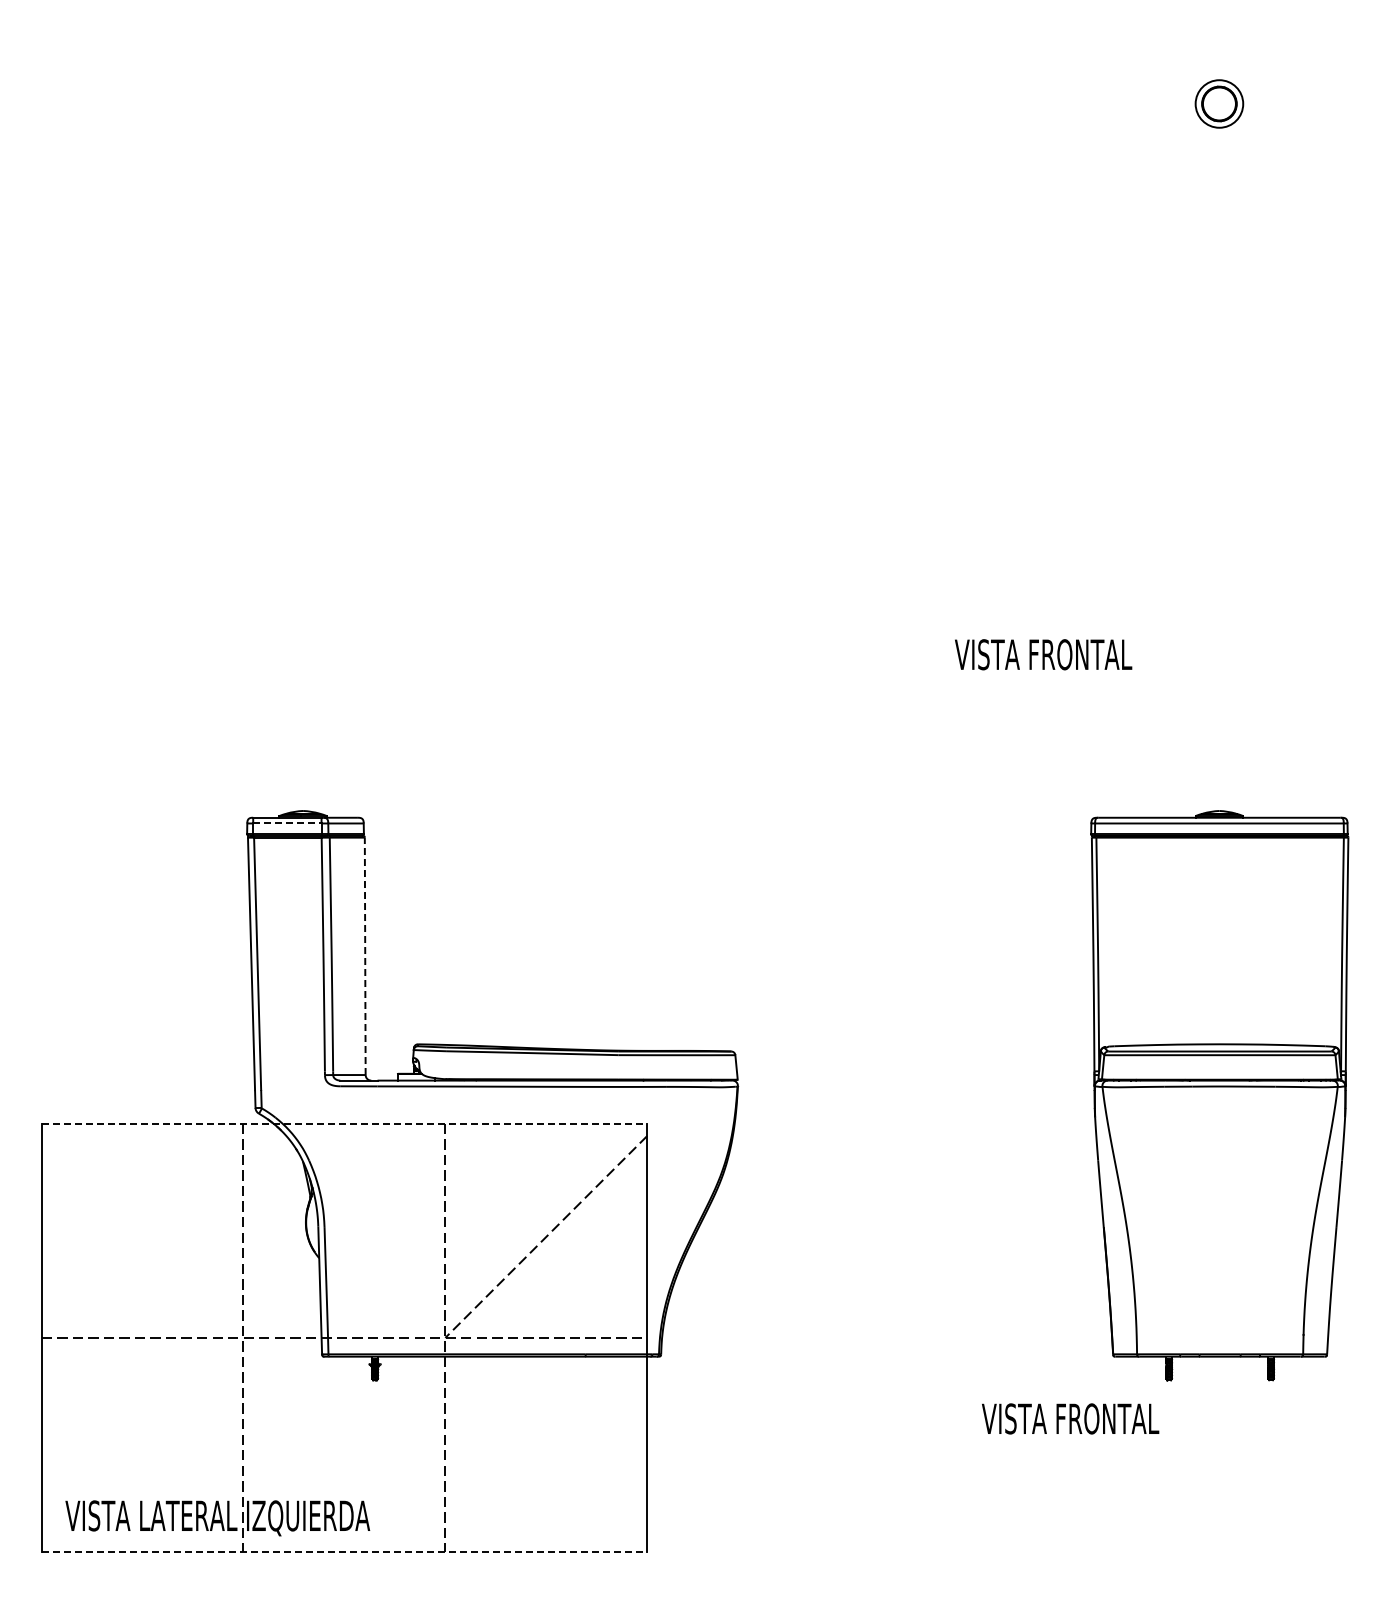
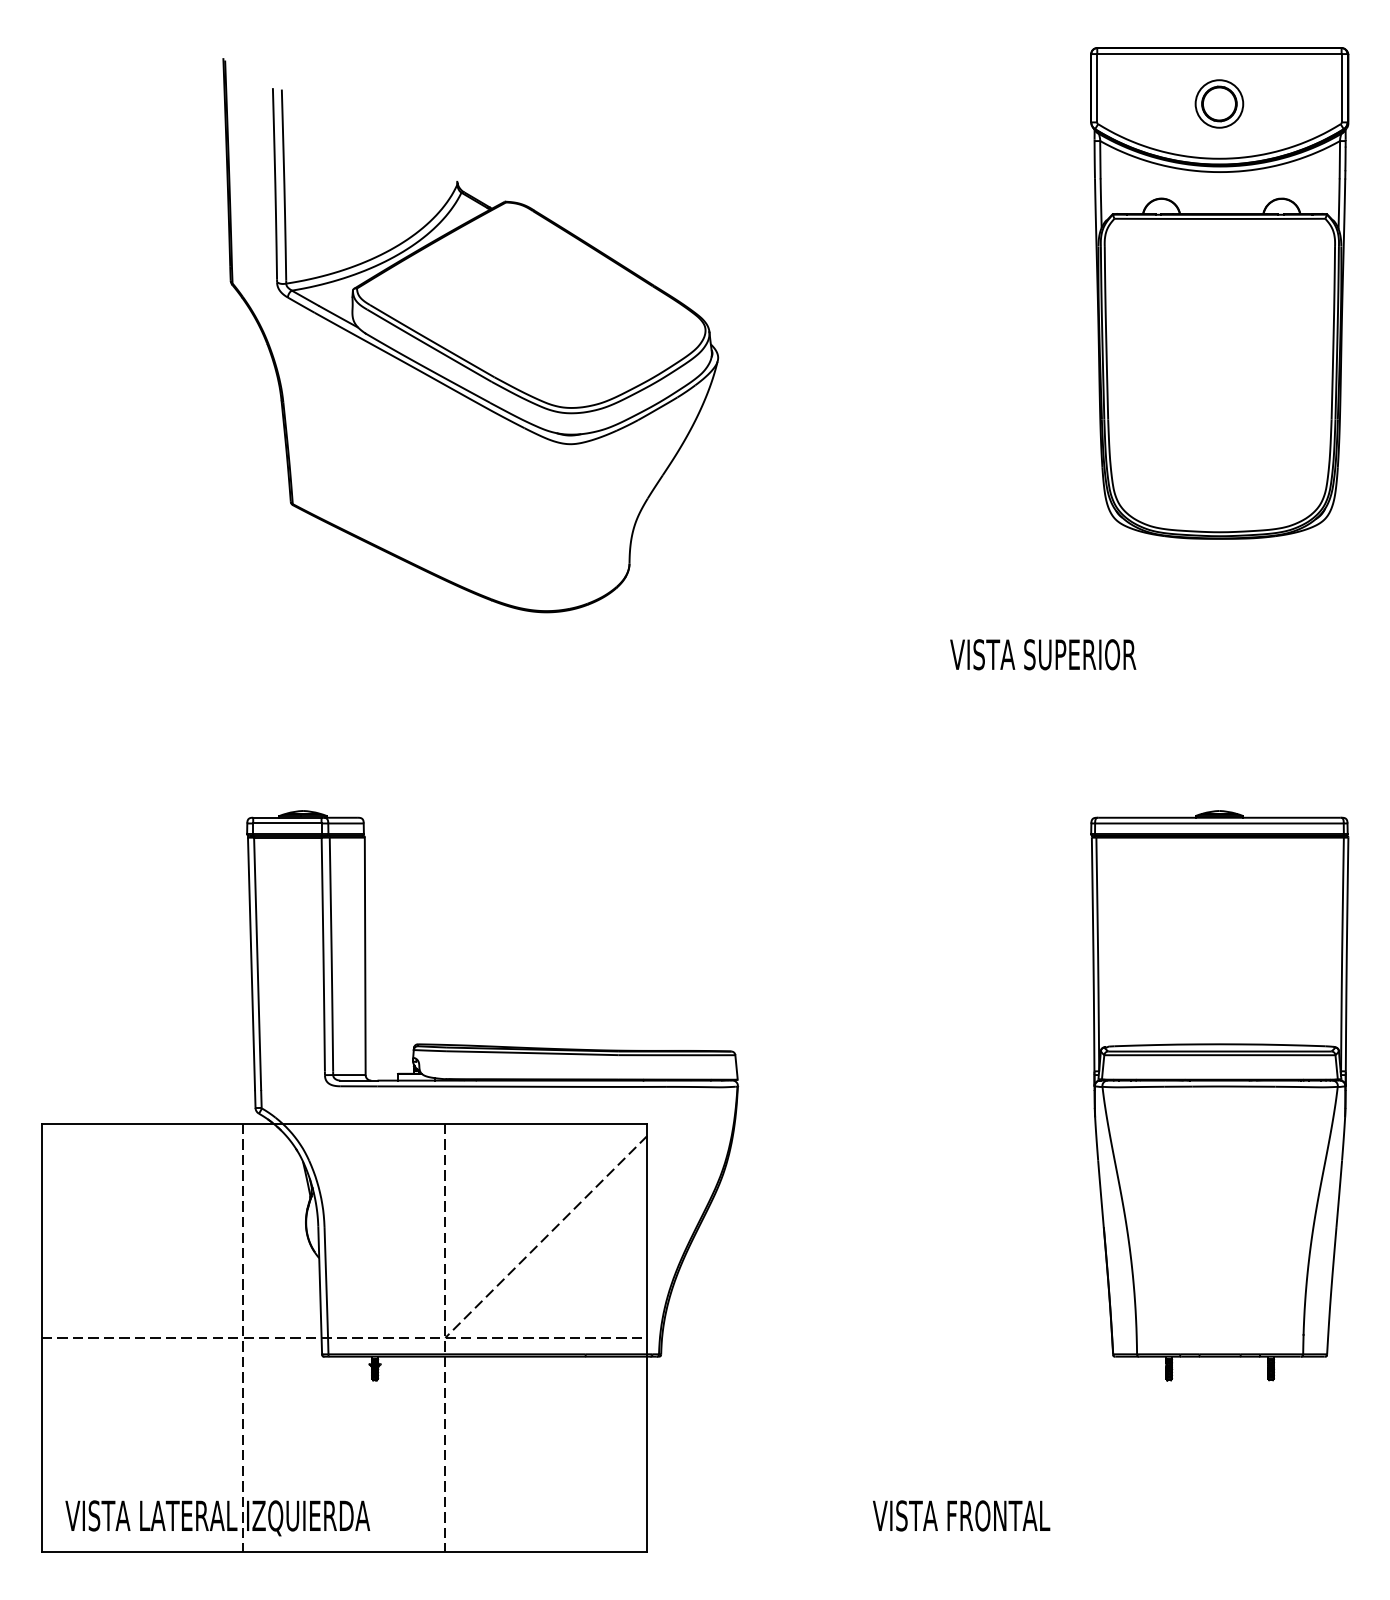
part: none -> present (1219, 293)
part: none -> present (470, 335)
text: VISTA FRONTAL -> VISTA SUPERIOR (1043, 654)
line: dashed -> solid (287, 823)
line: dashed -> solid (365, 956)
line: dashed -> solid (344, 1123)
text position: (1070, 1418) -> (961, 1515) (961, 1515)
line: dashed -> solid (344, 1552)
